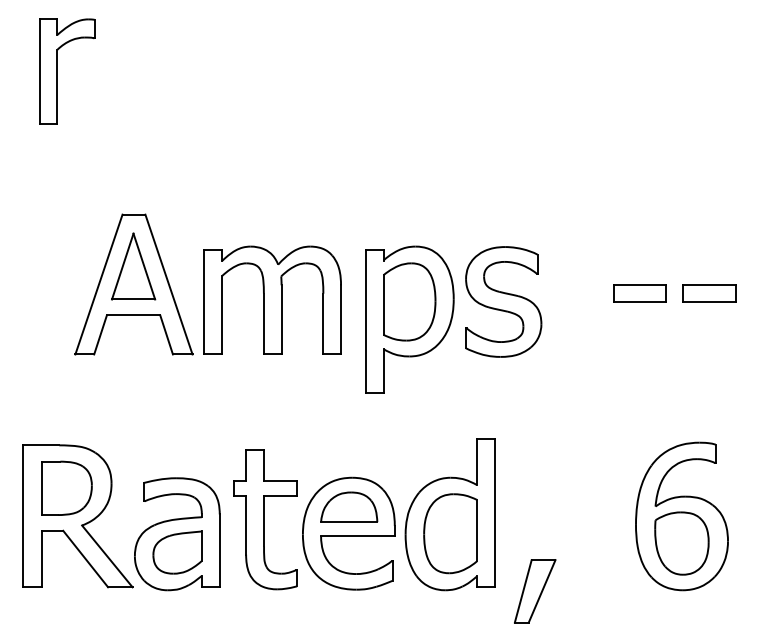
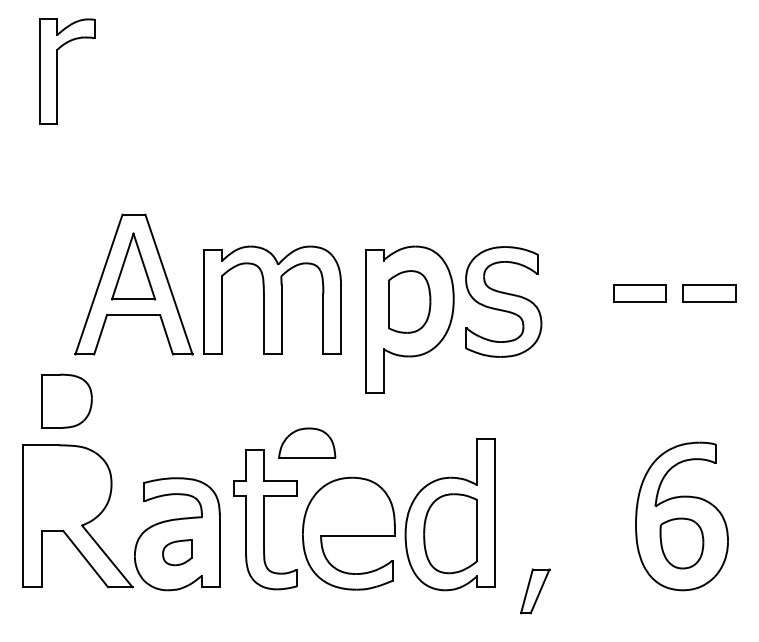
part size: 54x80 px -> 44x64 px (409, 301)
part position: (66, 487) -> (66, 400) (66, 400)
part position: (349, 506) -> (307, 442) (307, 442)
part size: 56x65 px -> 46x53 px (681, 543)
part size: 51x45 px -> 31x28 px (177, 552)
part size: 43x65 px -> 31x47 px (535, 591)
